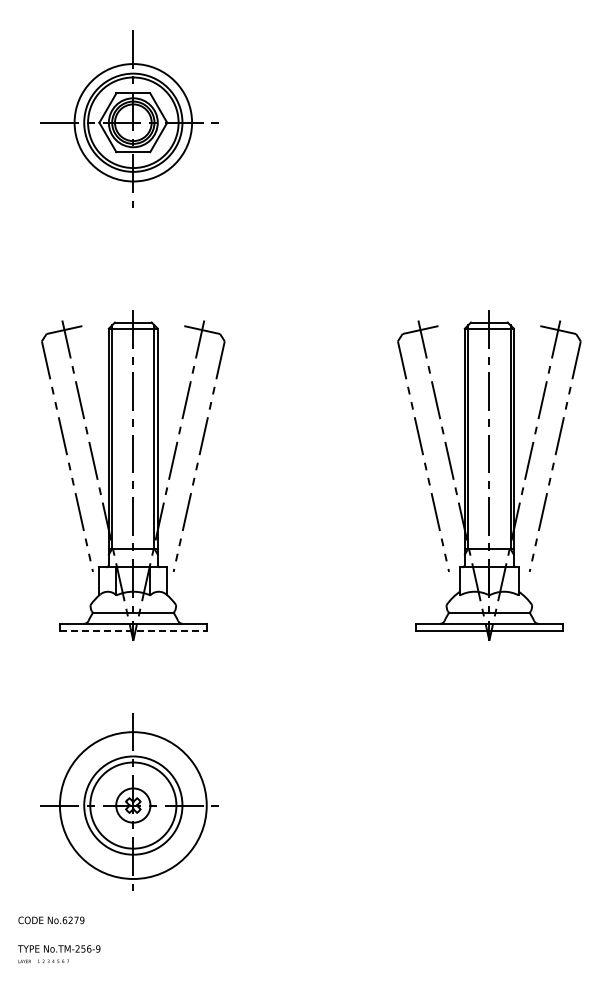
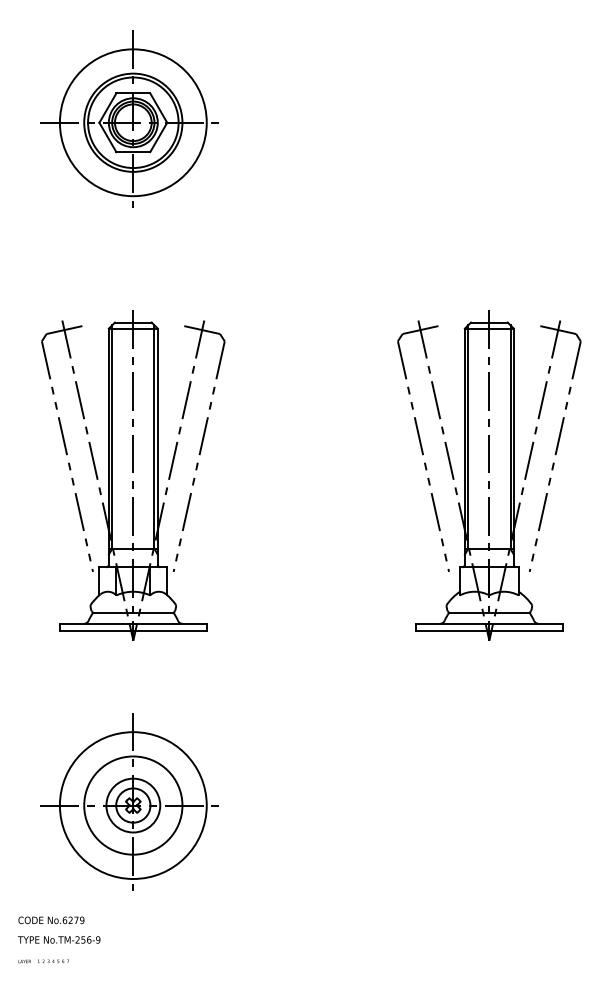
circle diameter: 117 px -> 147 px (132, 122)
line: dashed -> solid (133, 630)
circle diameter: 86 px -> 54 px (133, 805)
text position: (59, 948) -> (59, 939) (59, 939)
